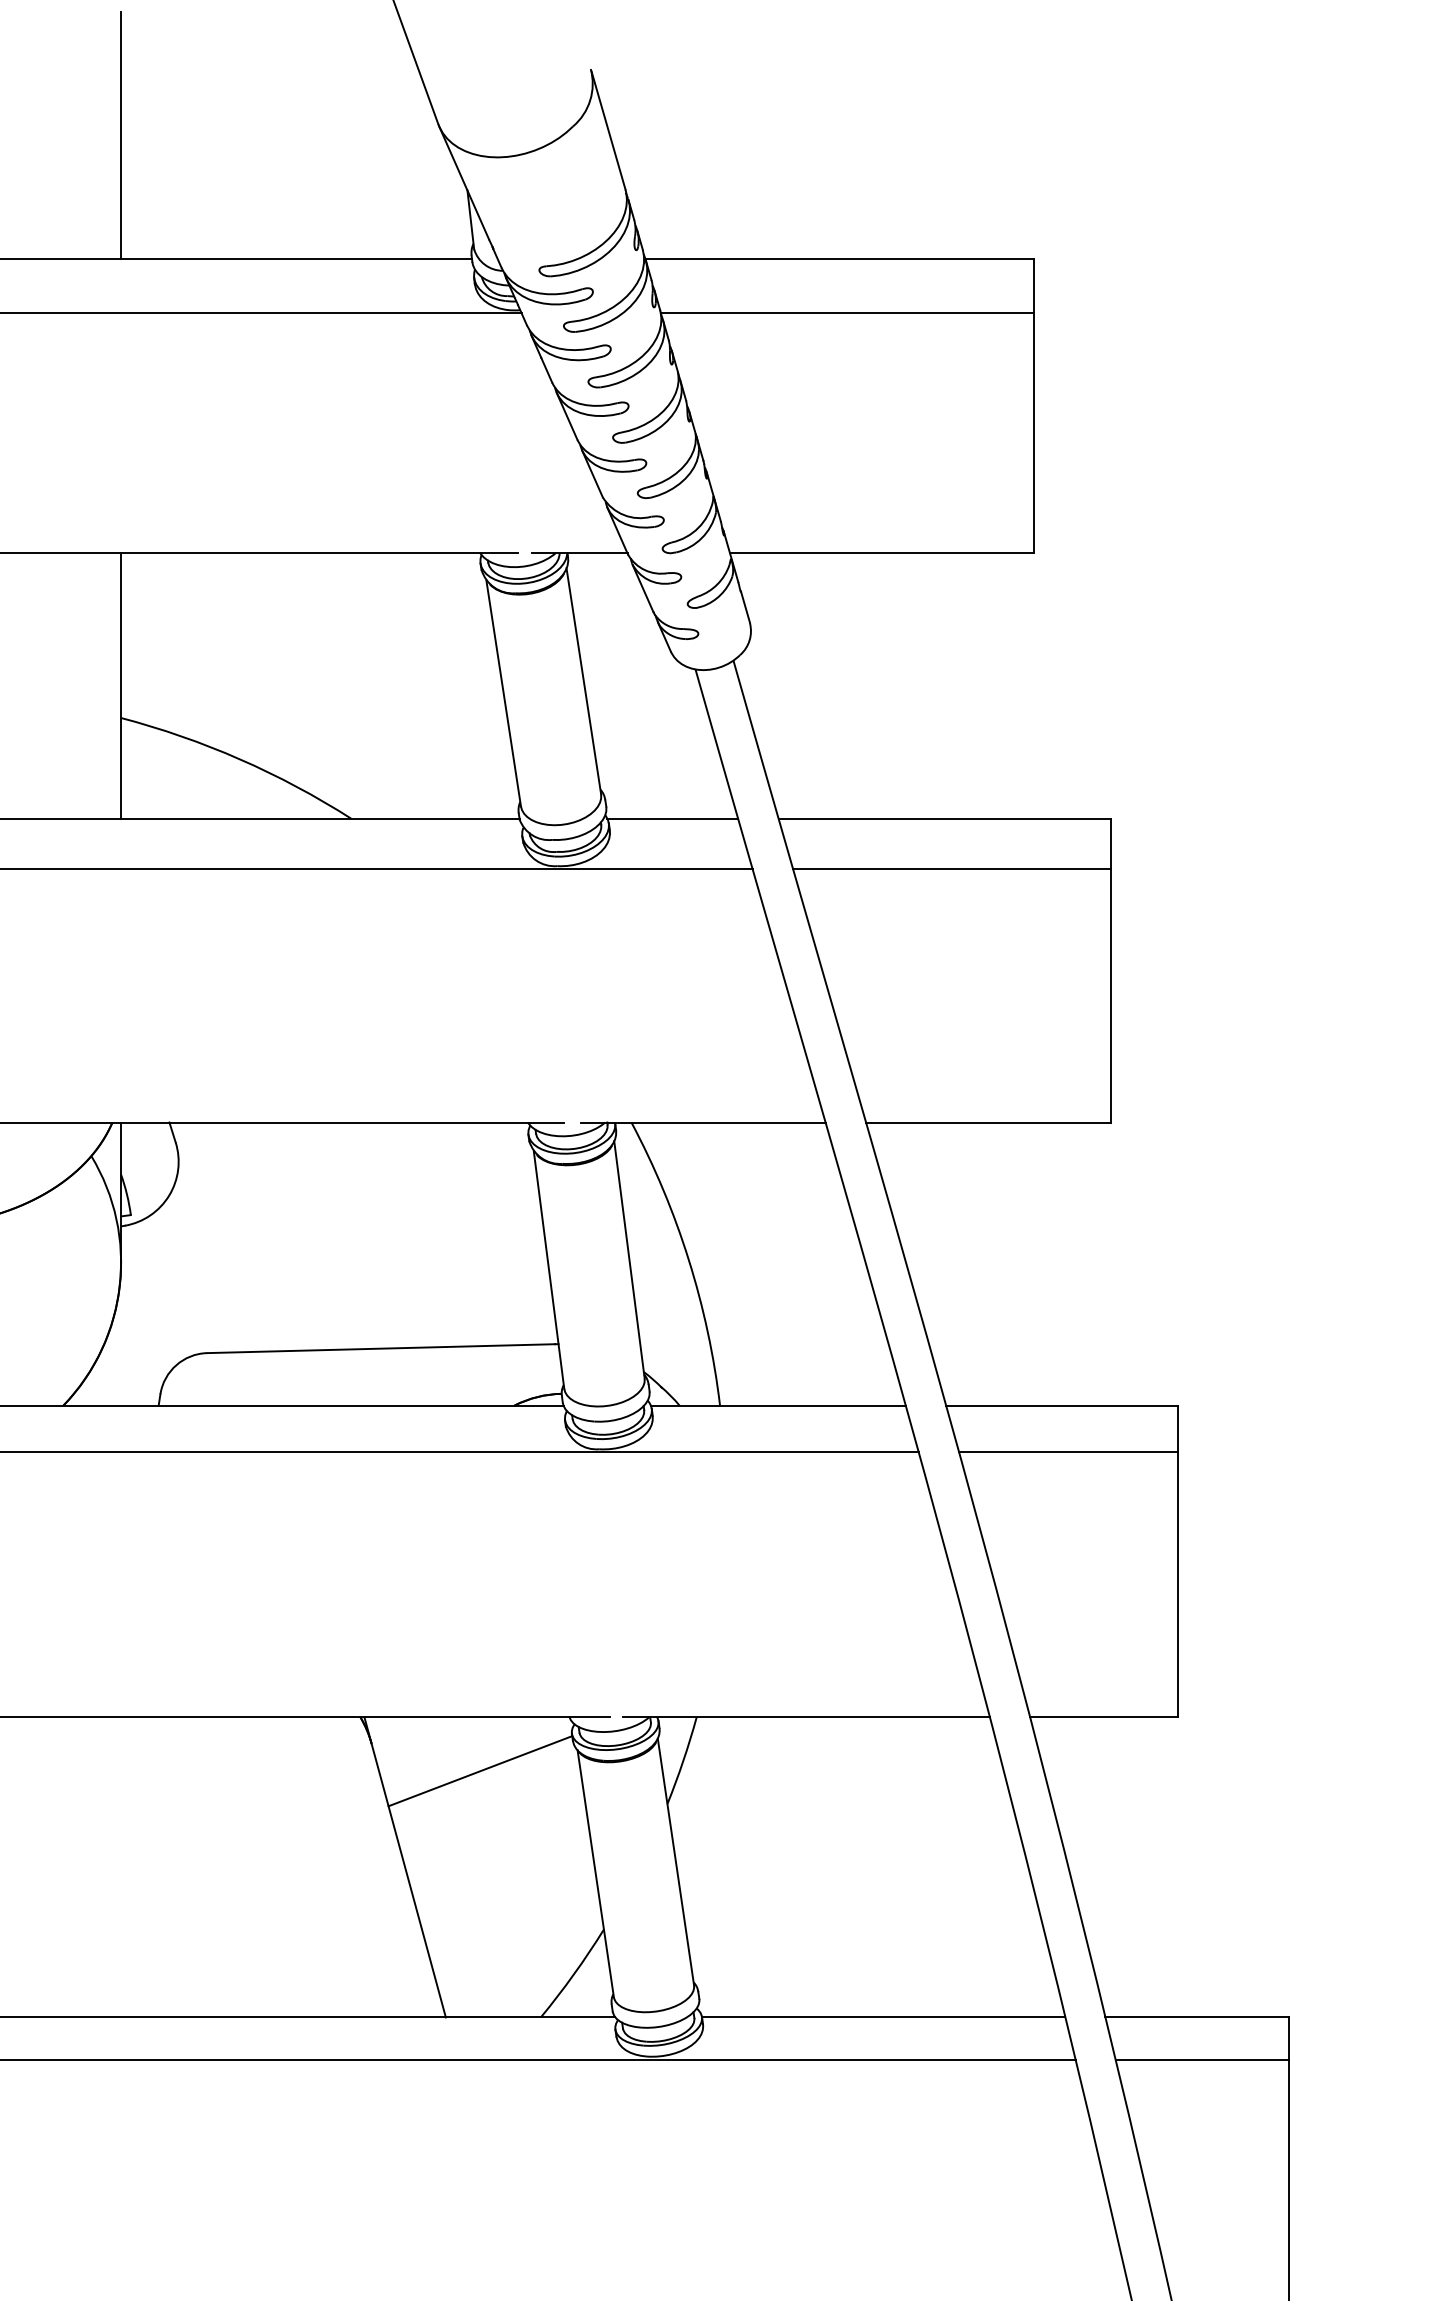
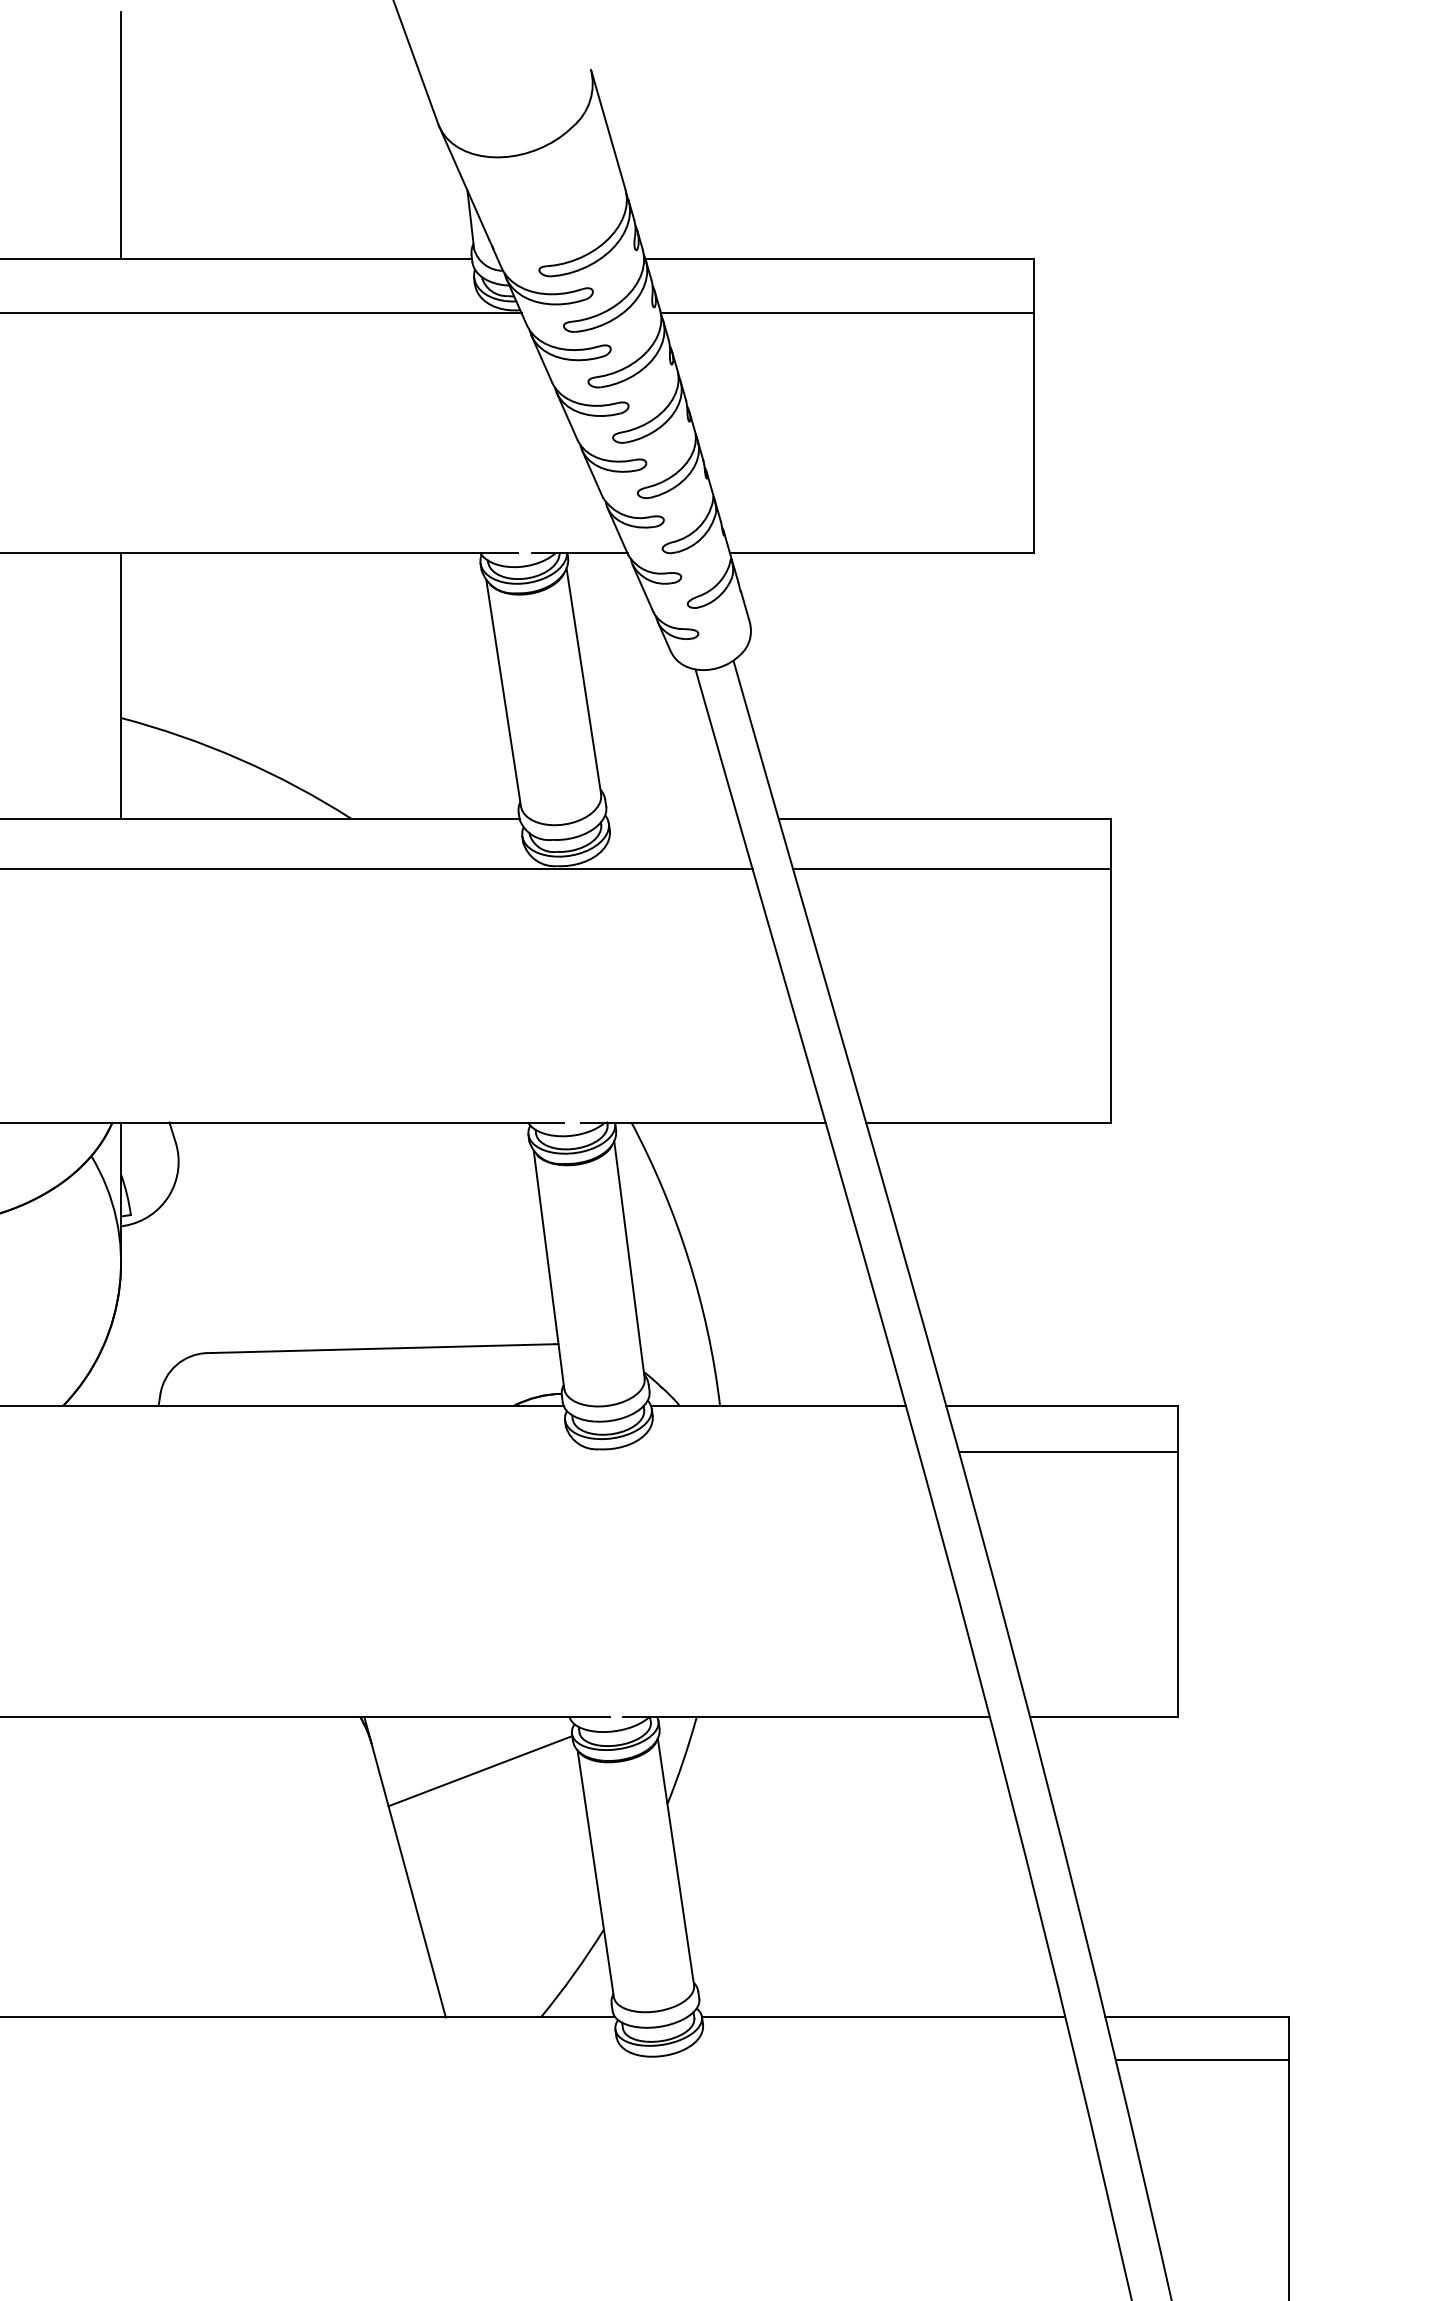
line: present -> none (672, 818)
line: present -> none (460, 1452)
line: present -> none (538, 2060)
